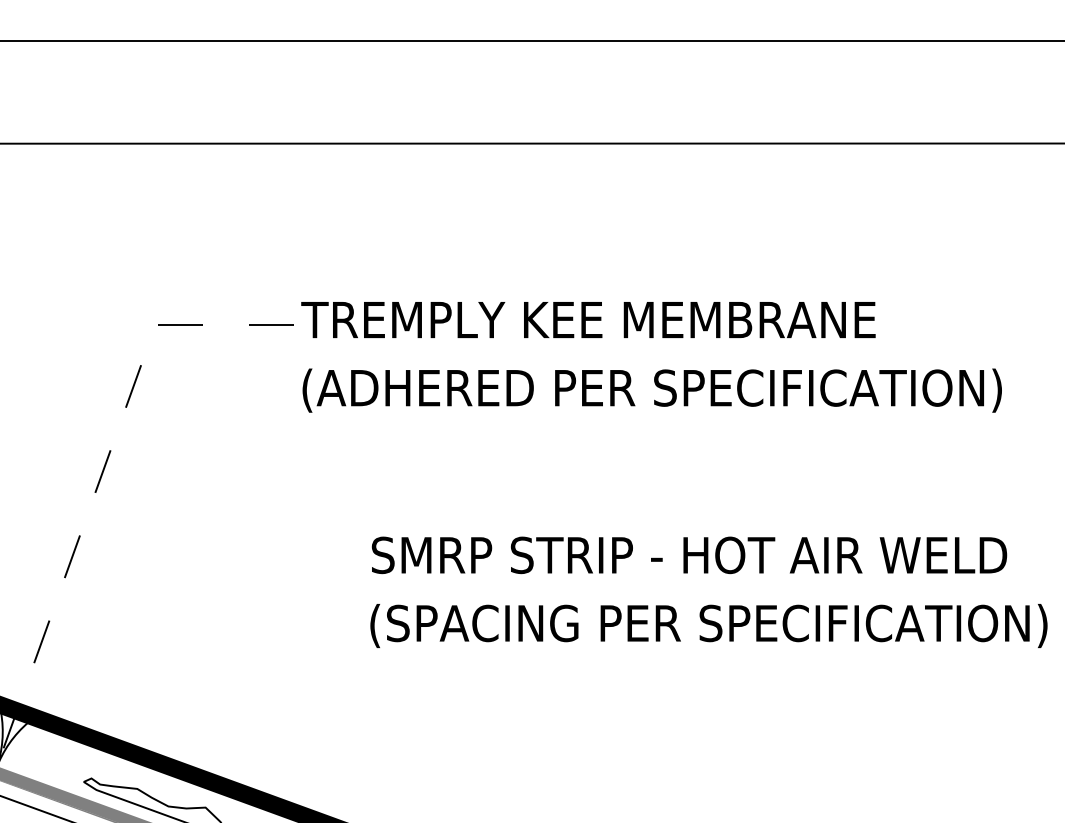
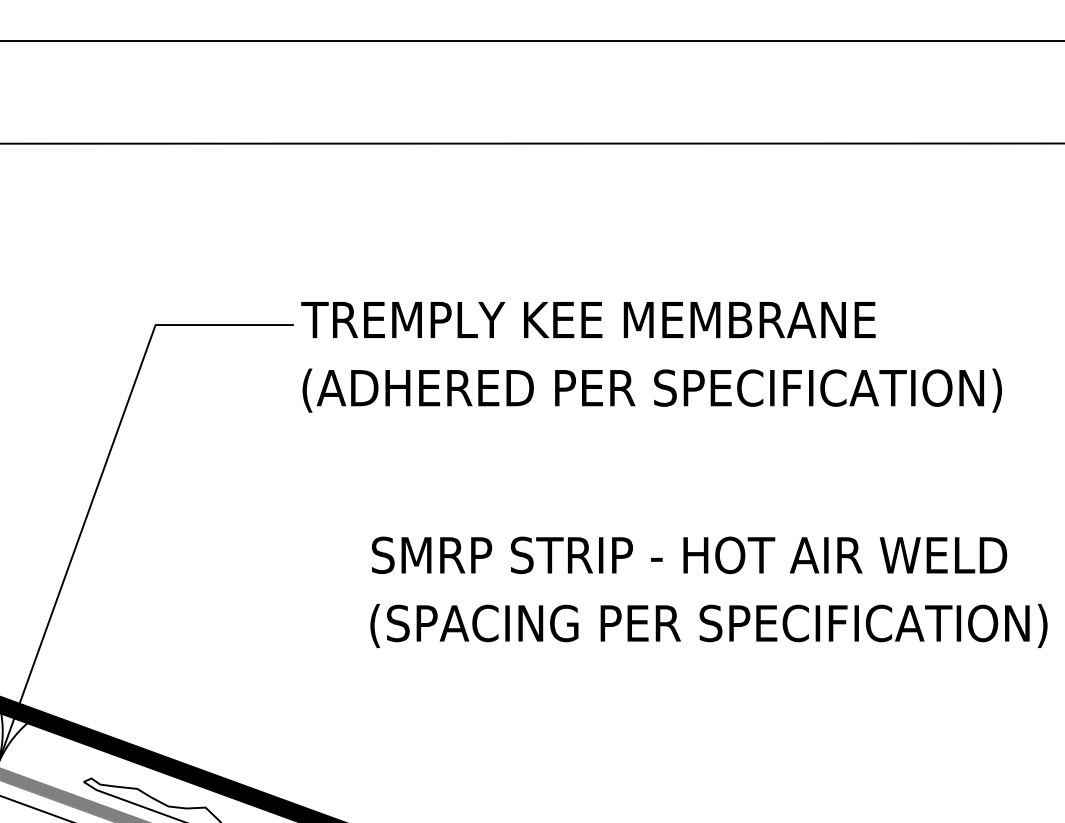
line: dashed -> solid (101, 475)
